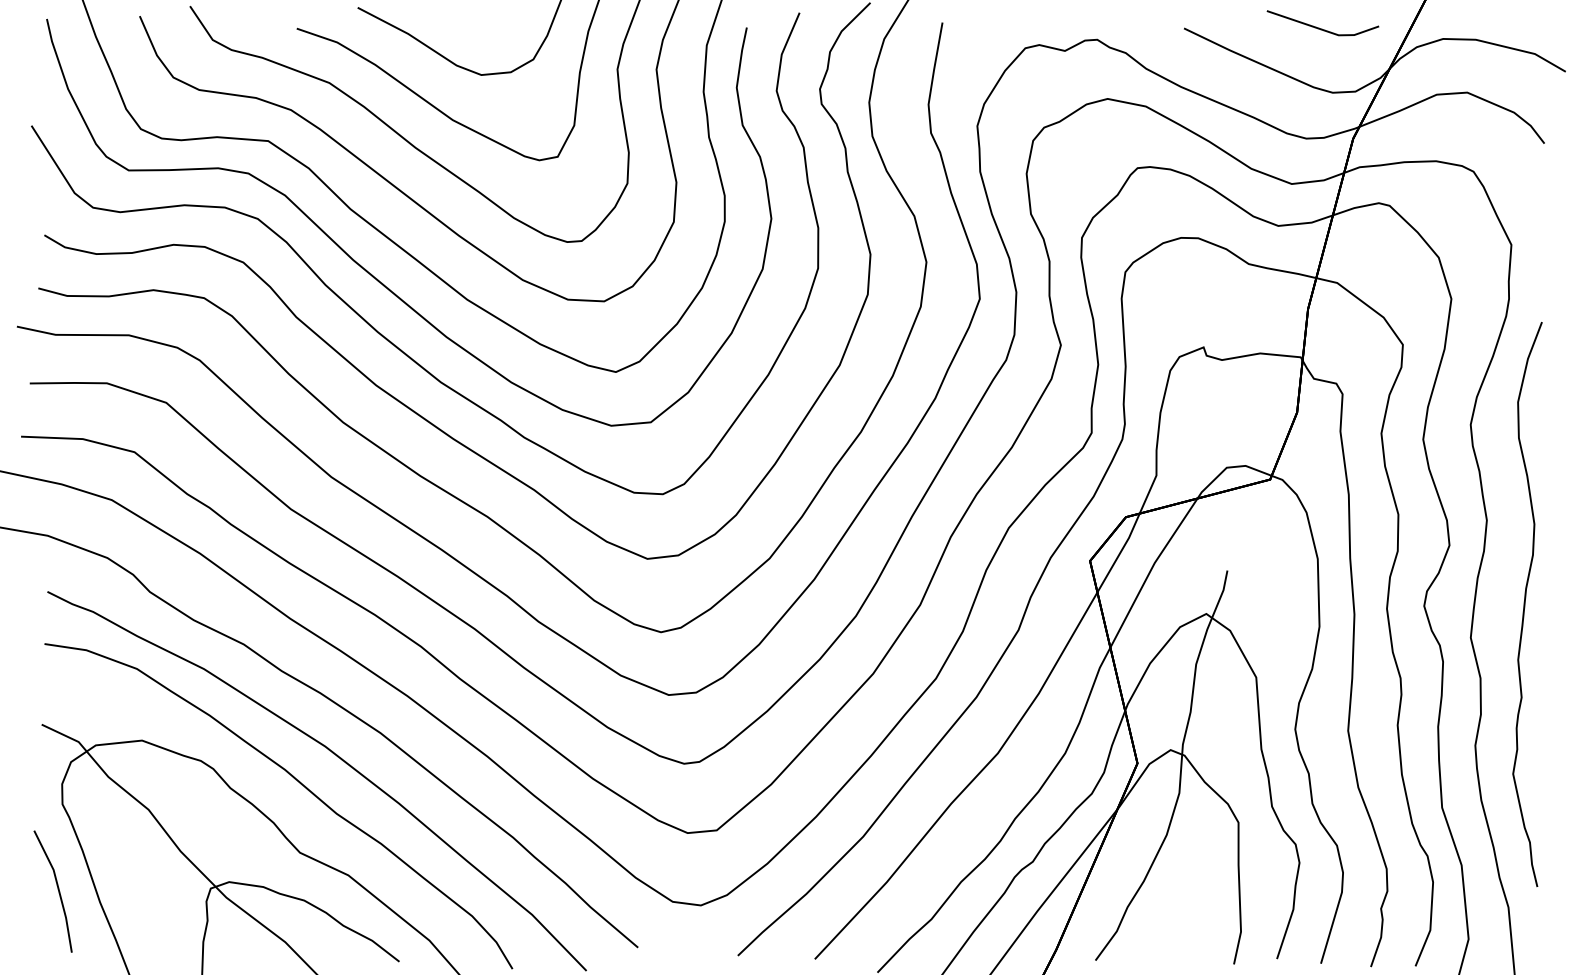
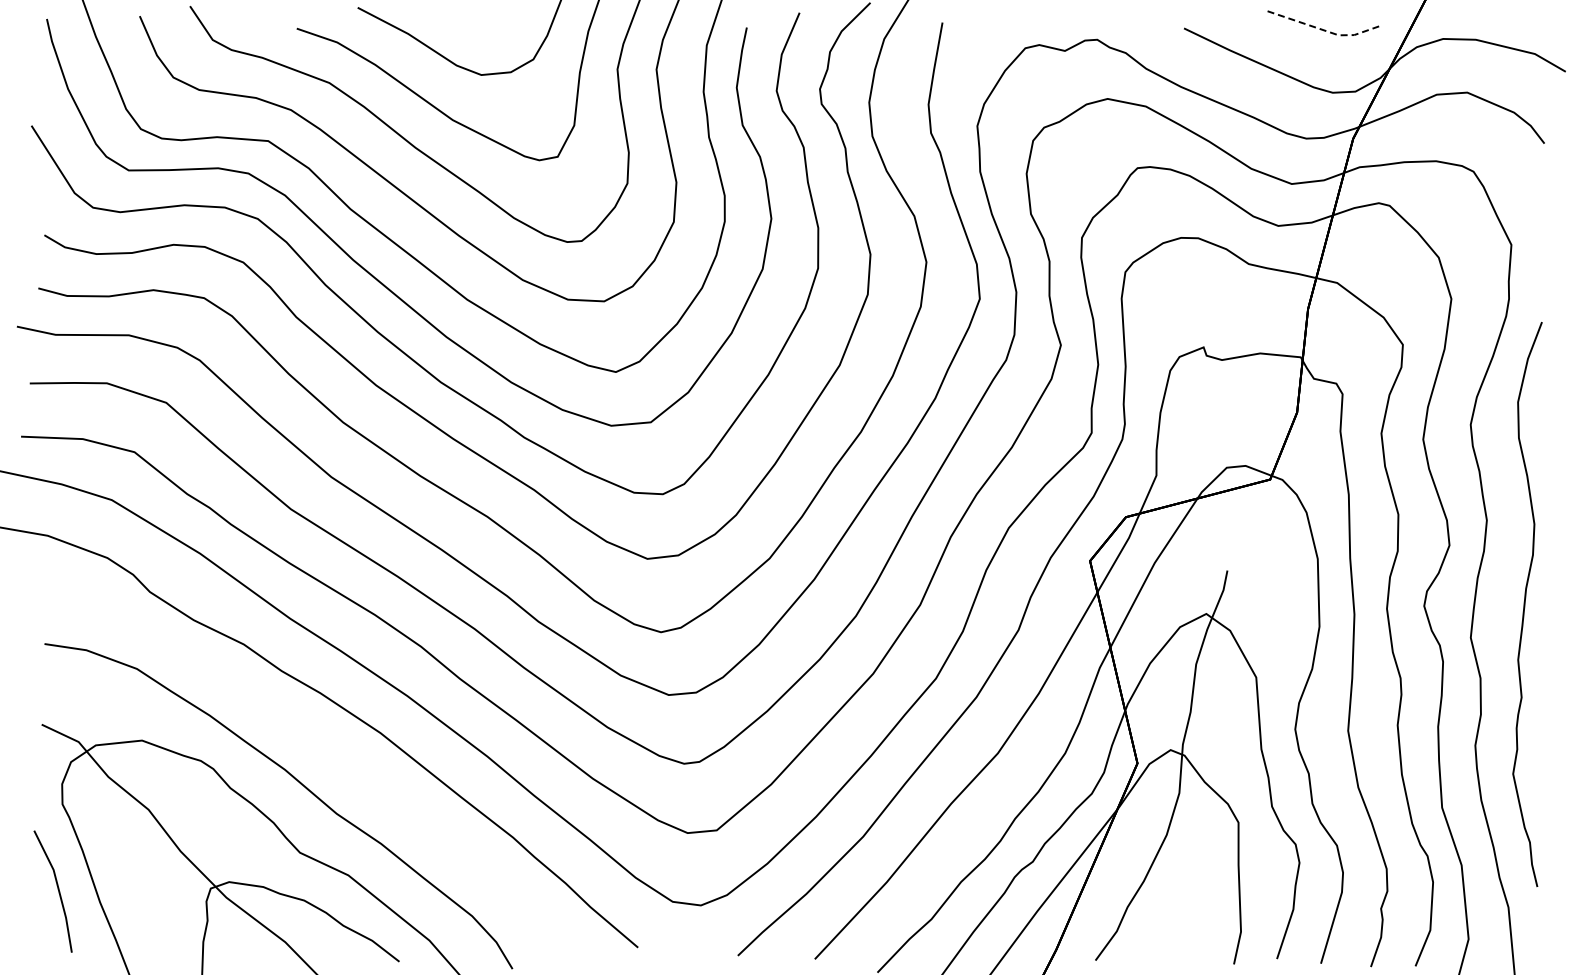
line: solid -> dashed (1323, 30)
curve: present -> none (337, 757)
